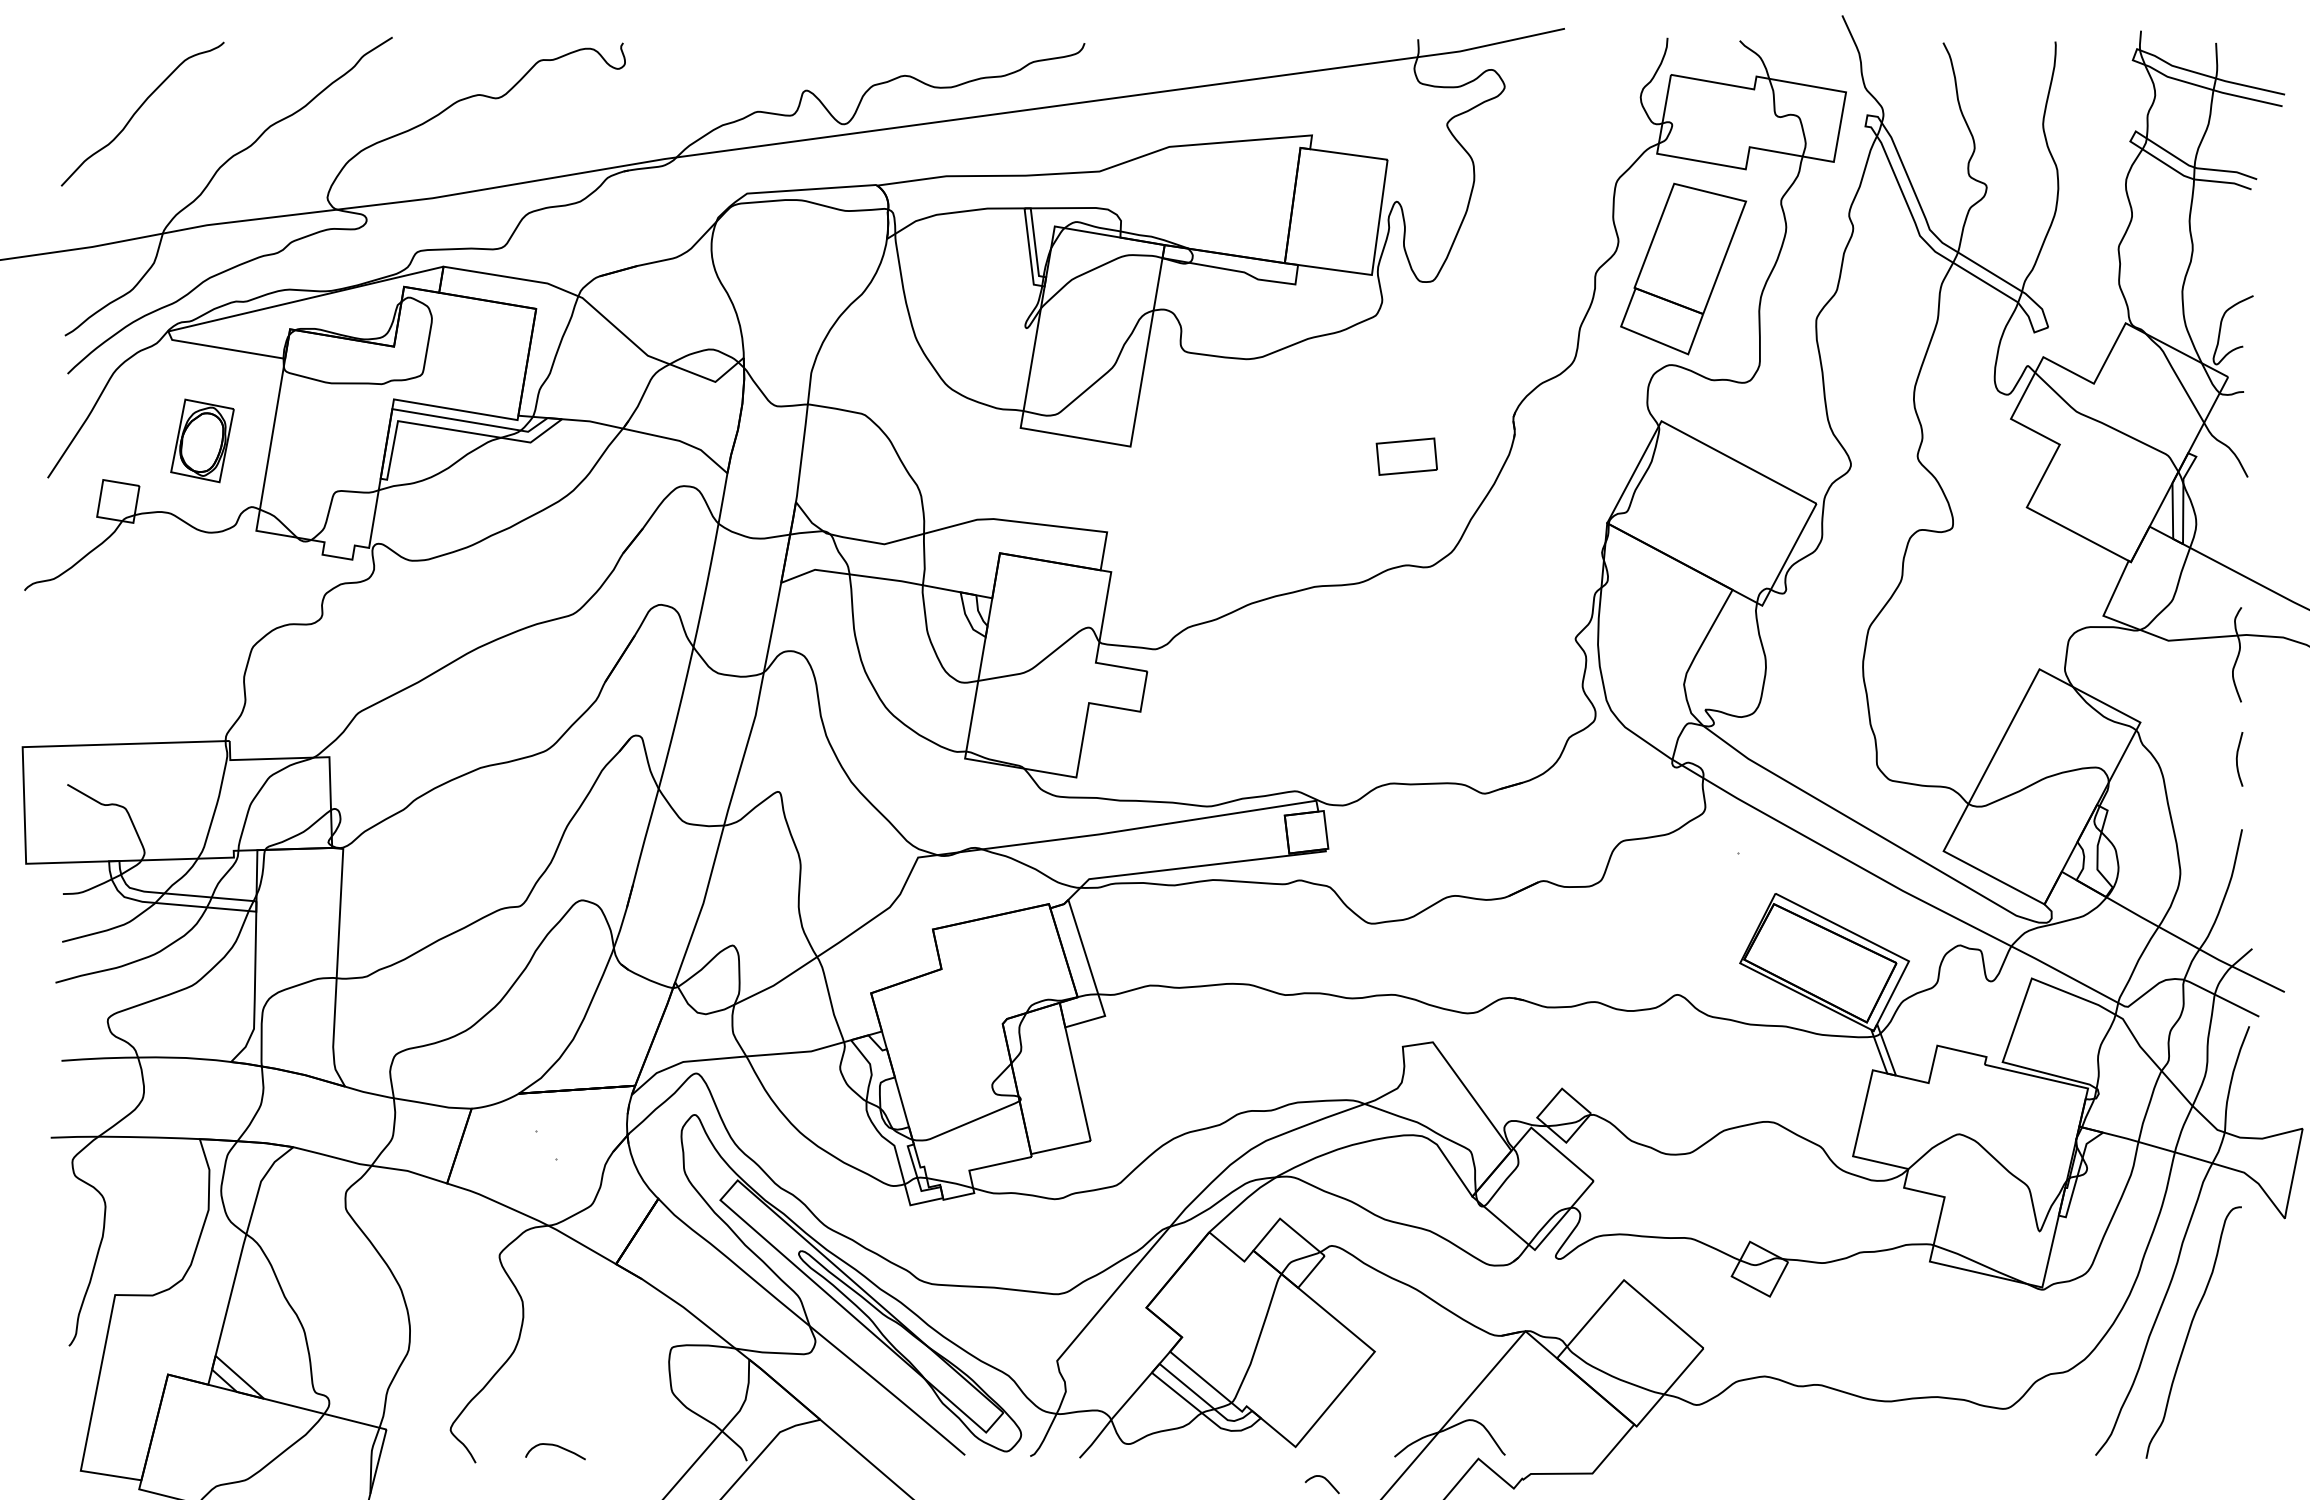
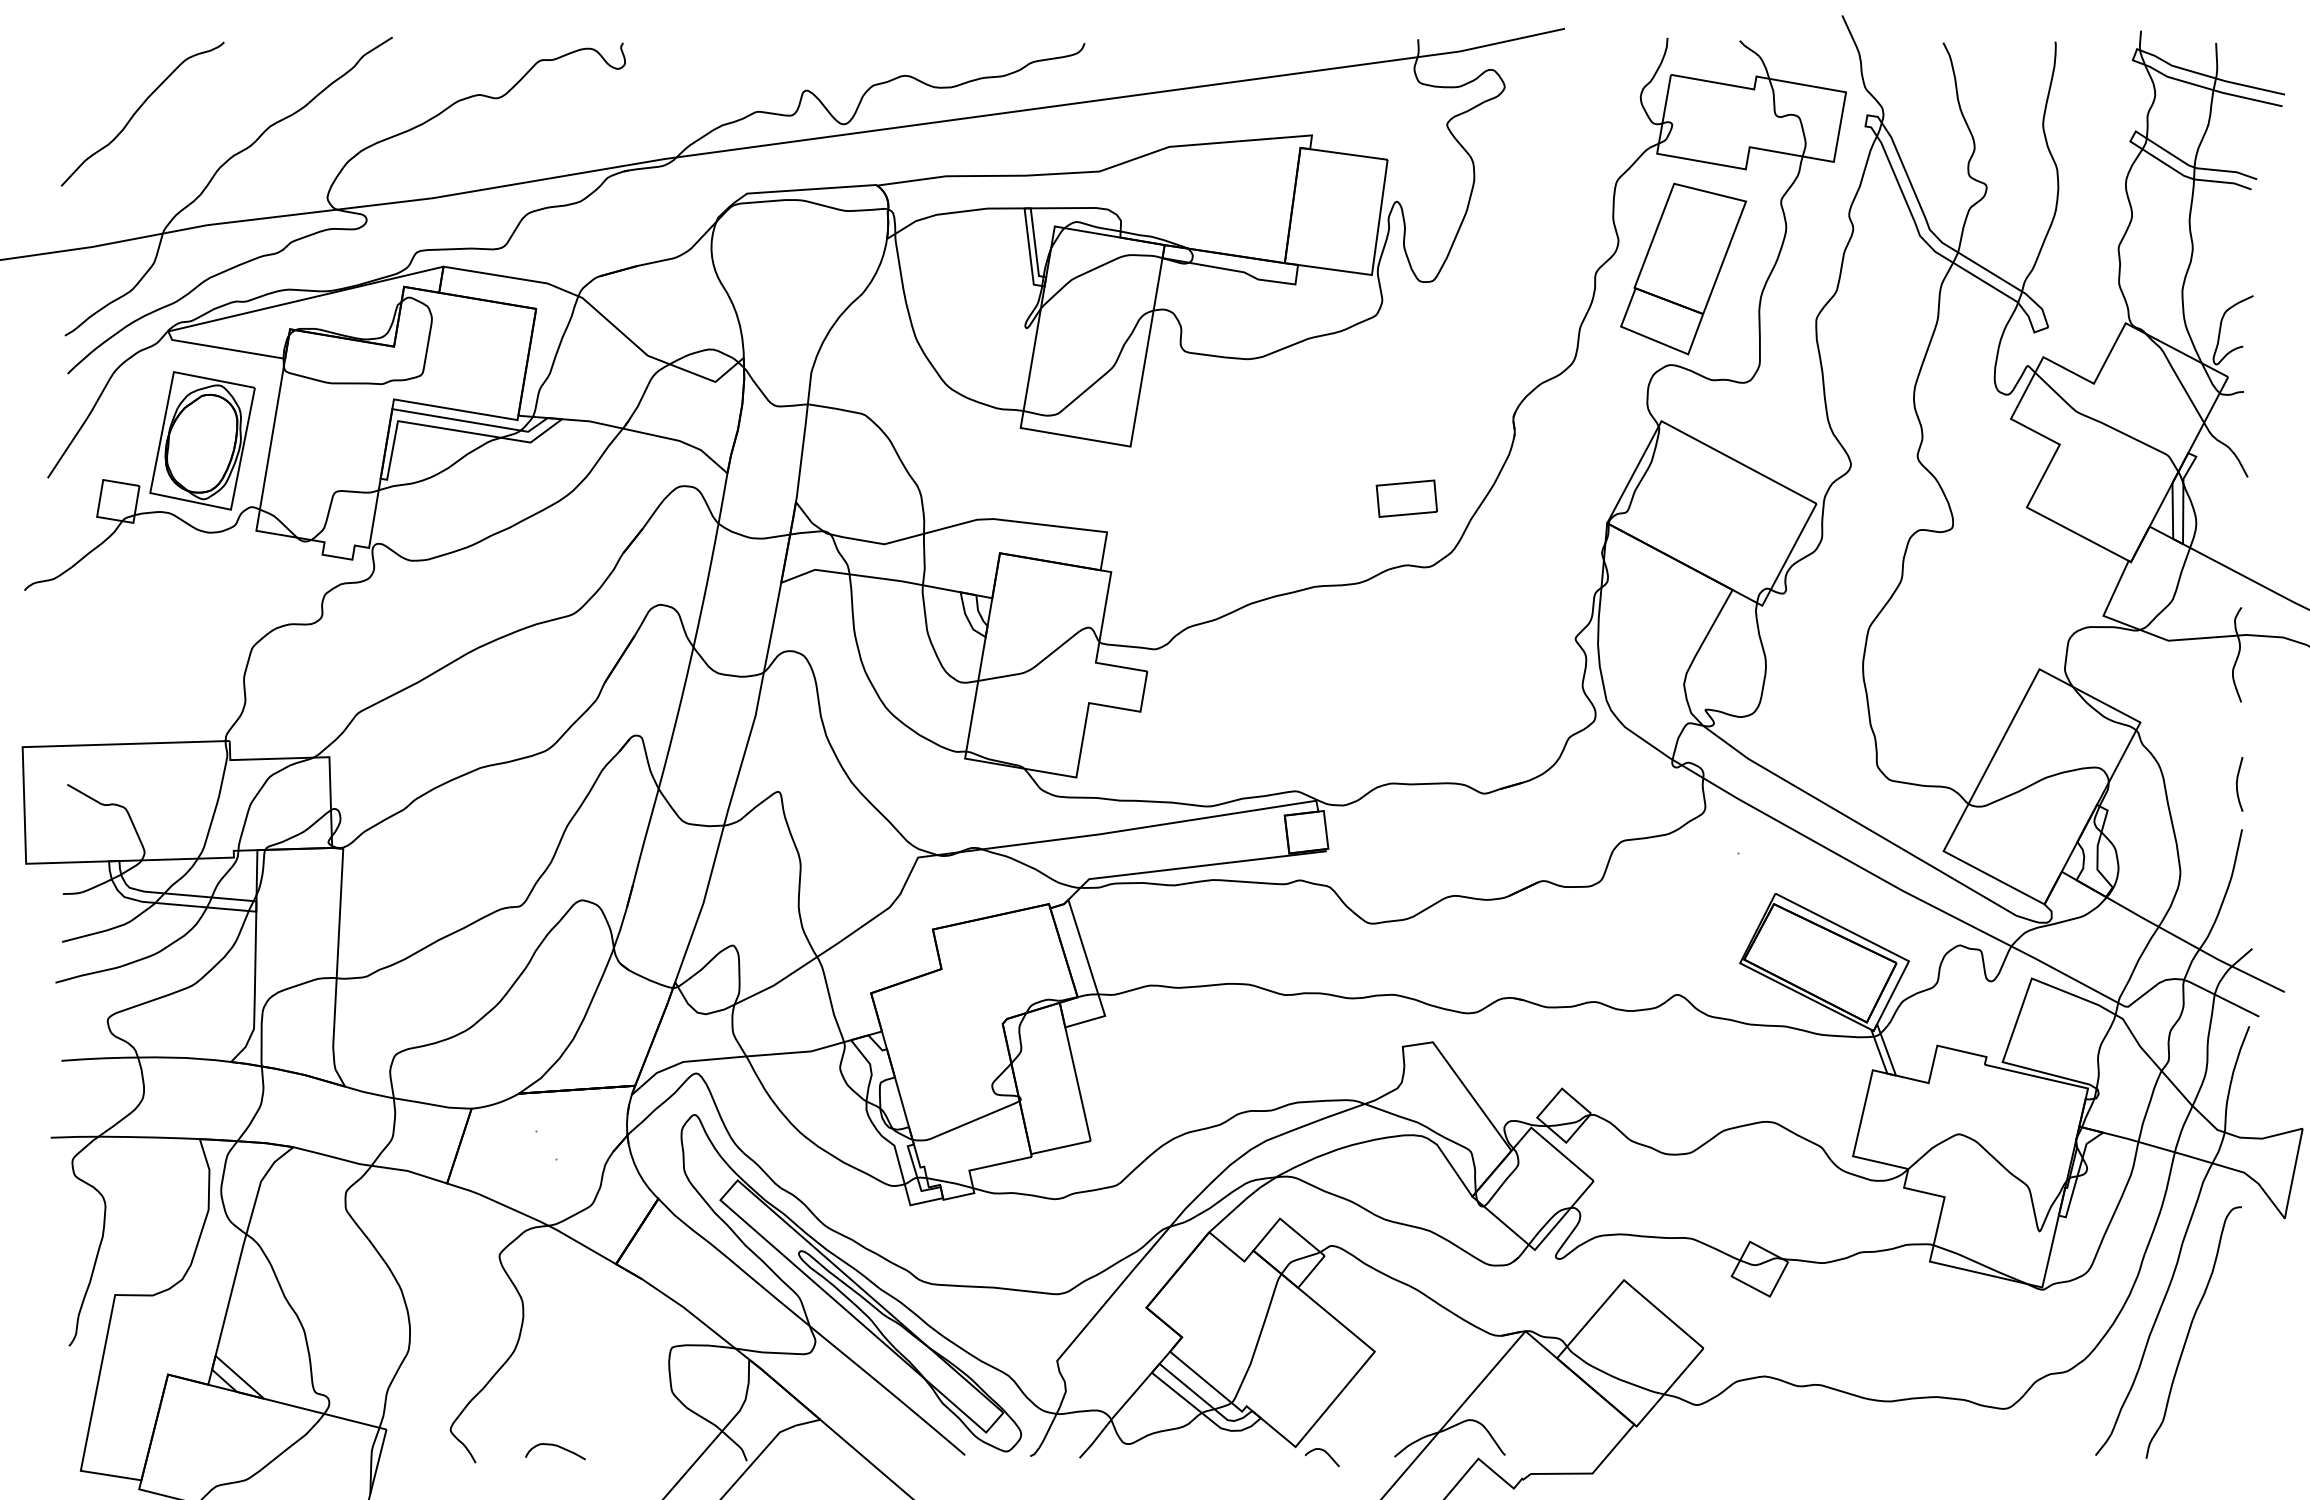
part size: 65x86 px -> 107x140 px (202, 440)
part position: (1406, 456) -> (1406, 498) (1406, 498)
curve position: (2237, 759) -> (2237, 784) (2237, 784)
curve position: (1324, 1479) -> (1324, 1452) (1324, 1452)
